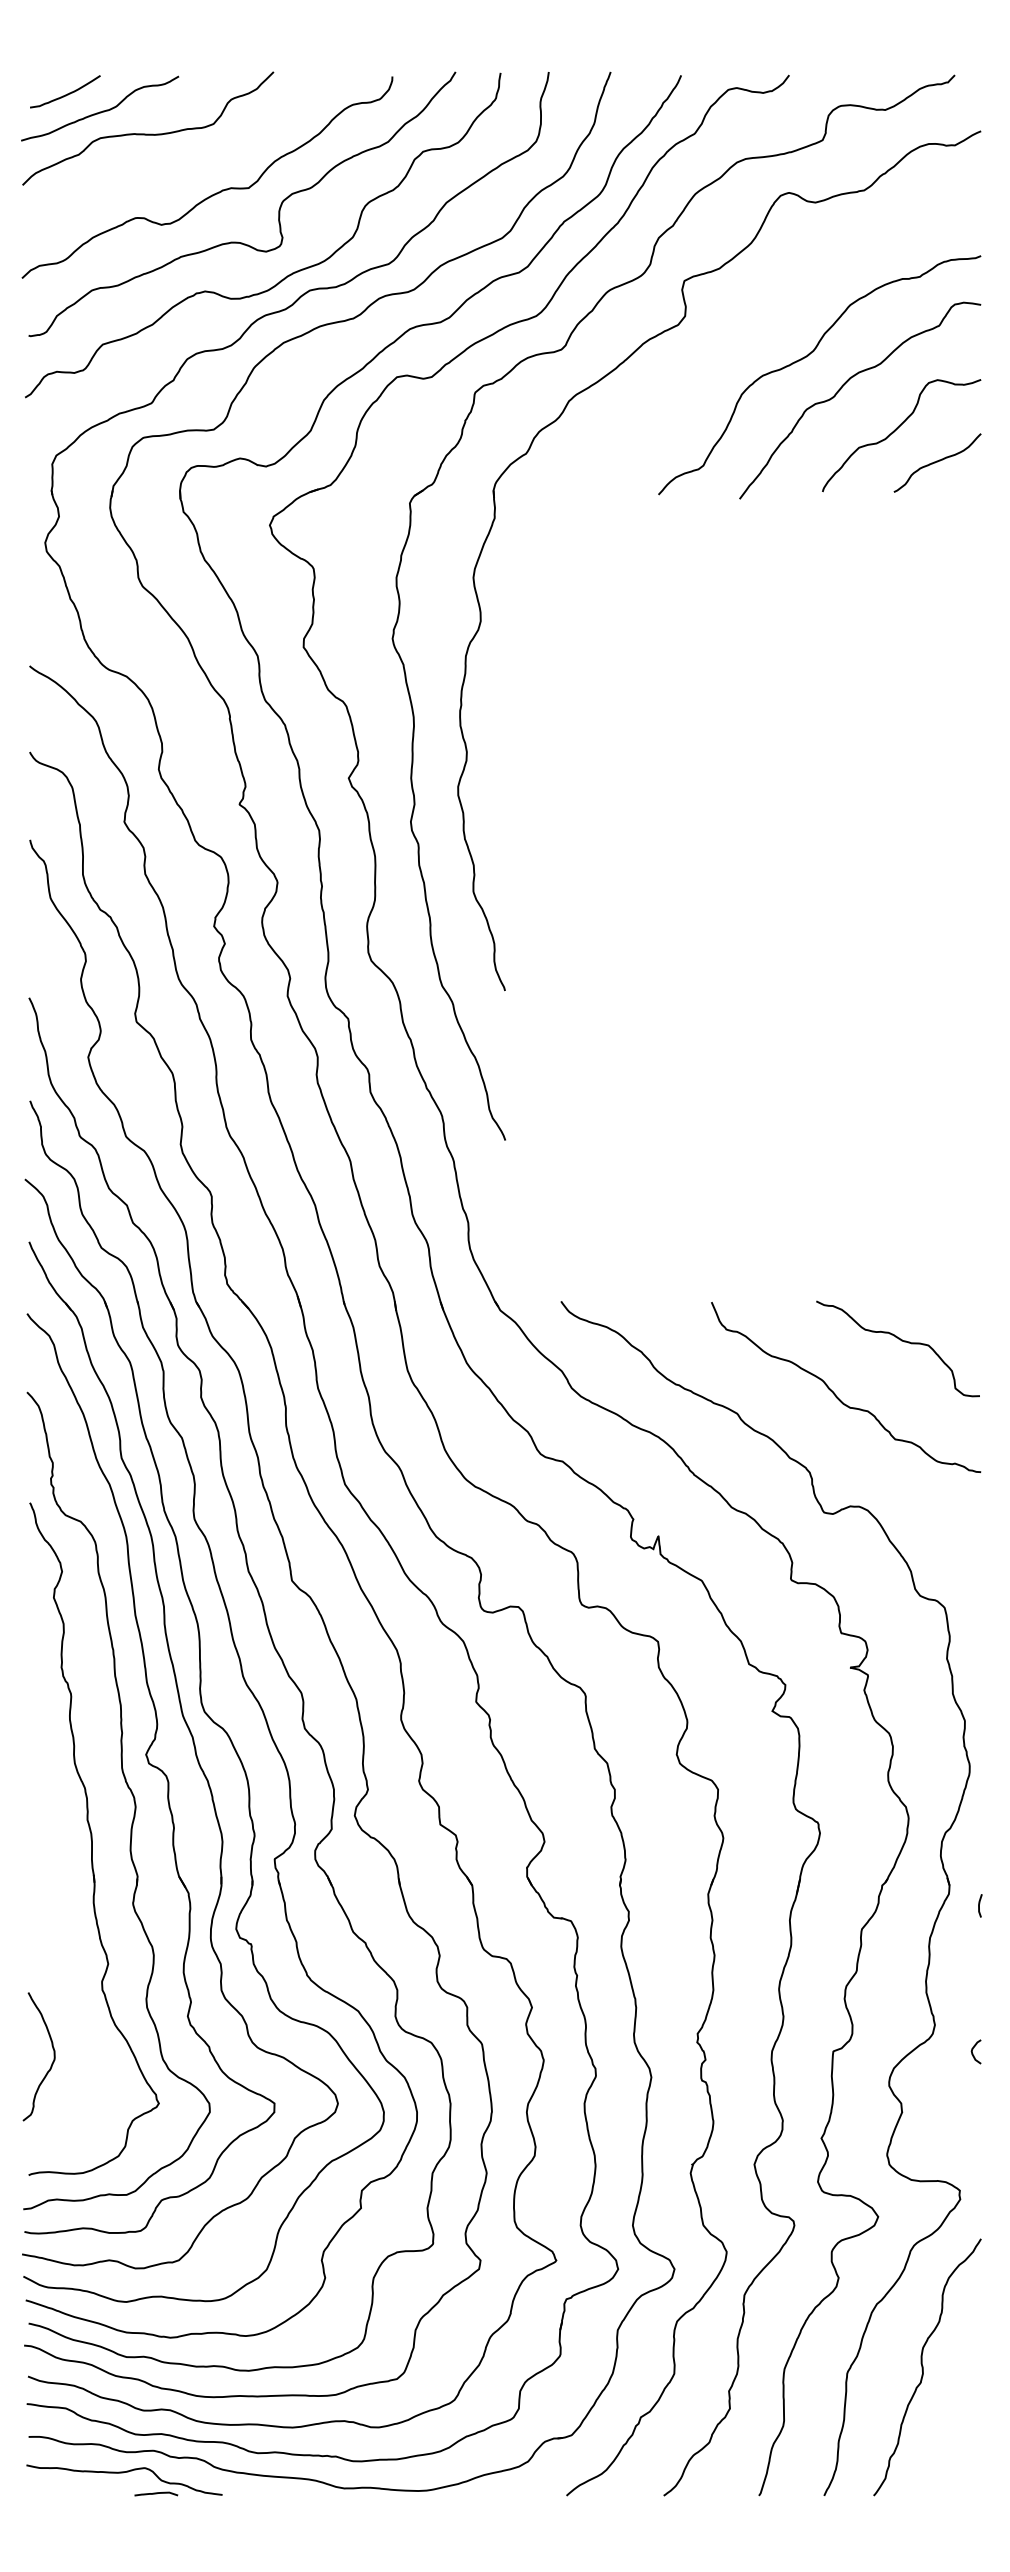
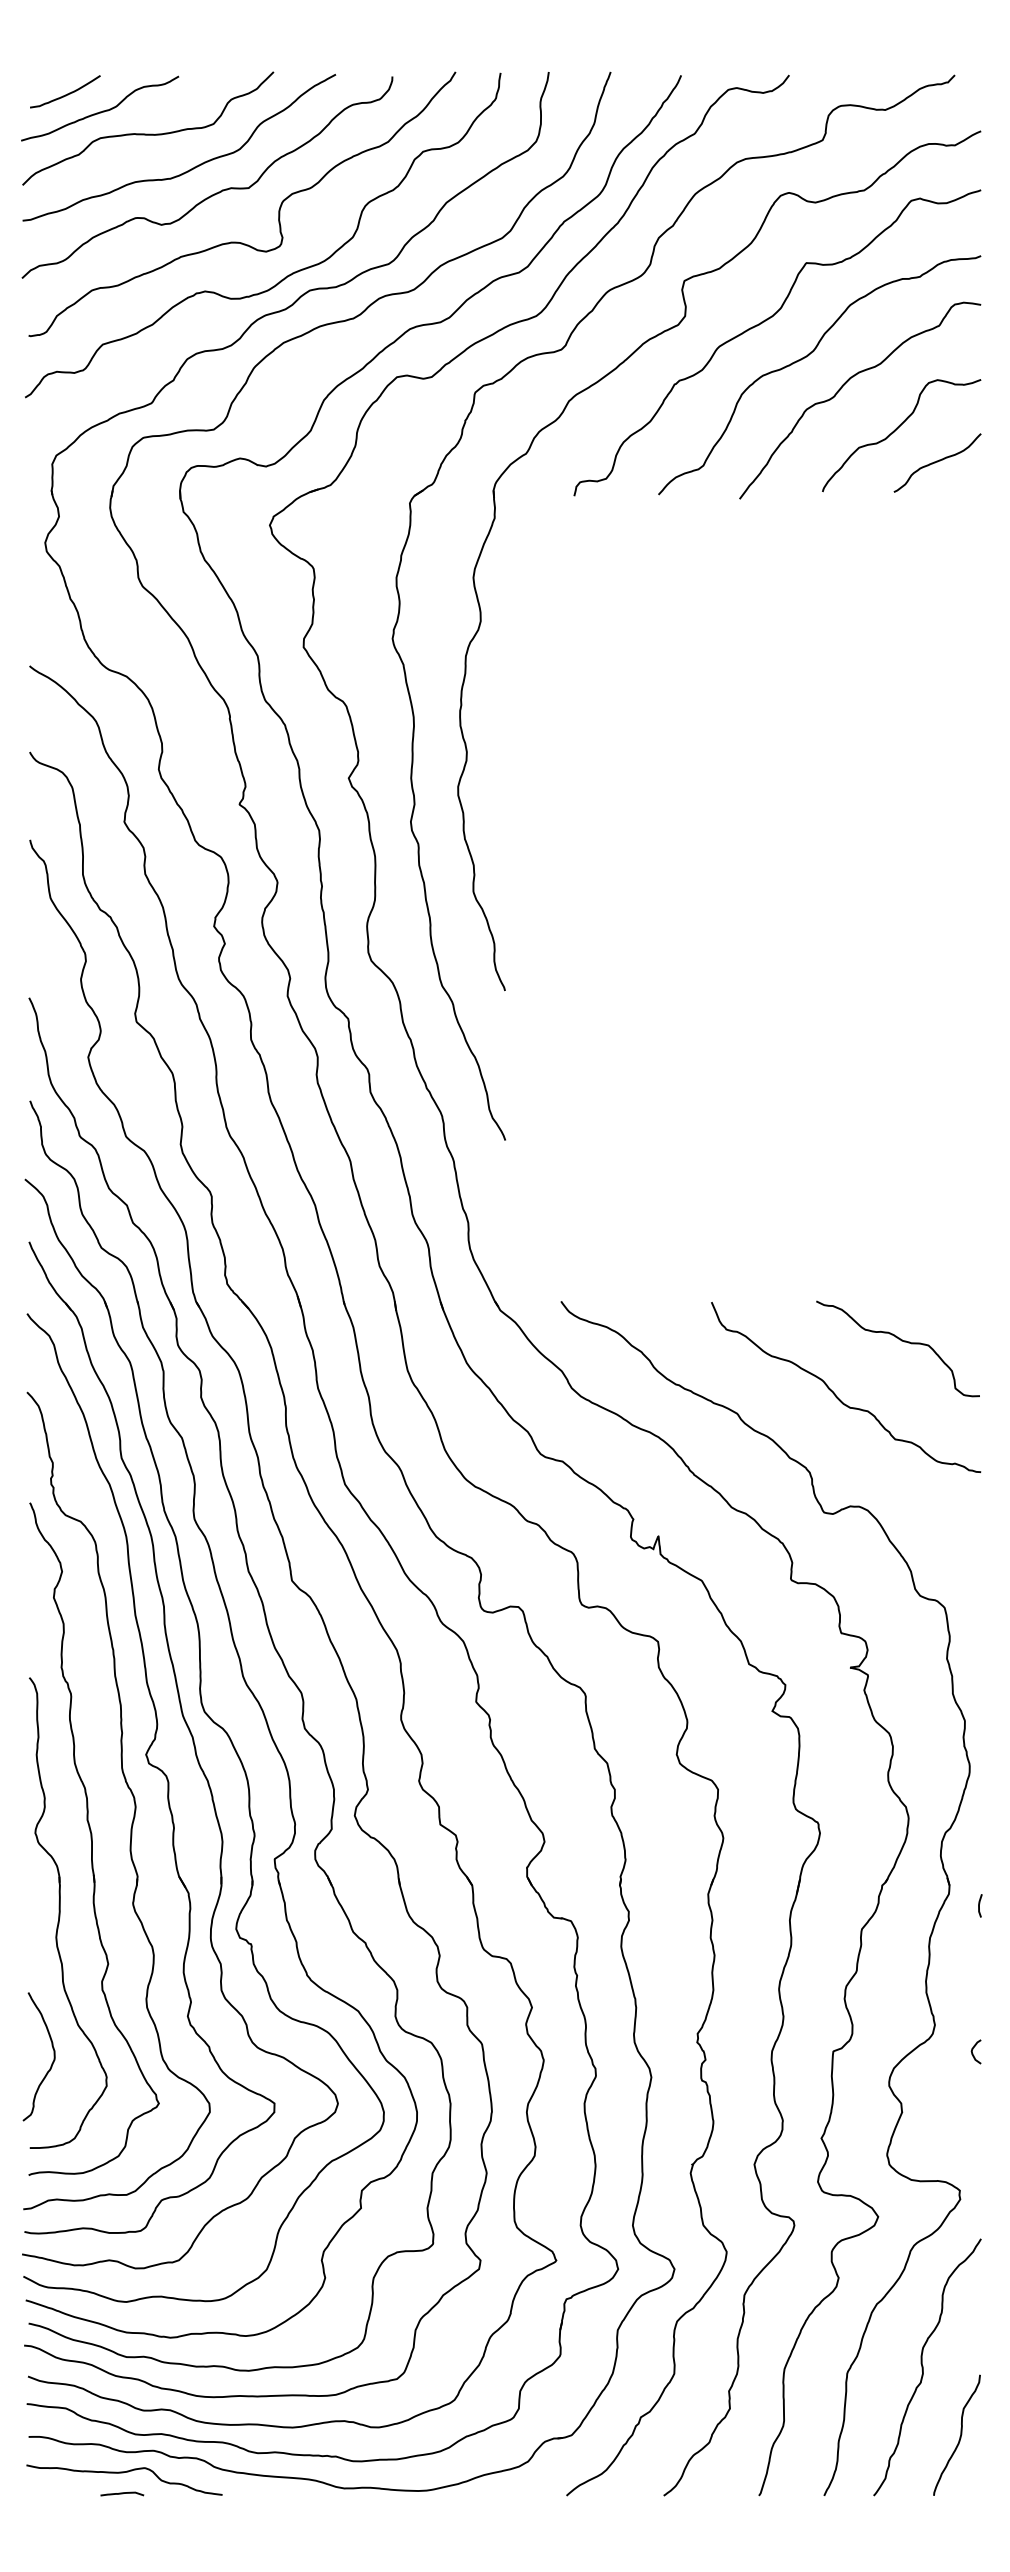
curve: none -> present (189, 169)
curve: none -> present (764, 322)
part: none -> present (60, 1912)
curve: none -> present (959, 2436)
curve position: (156, 2493) -> (122, 2493) (122, 2493)
